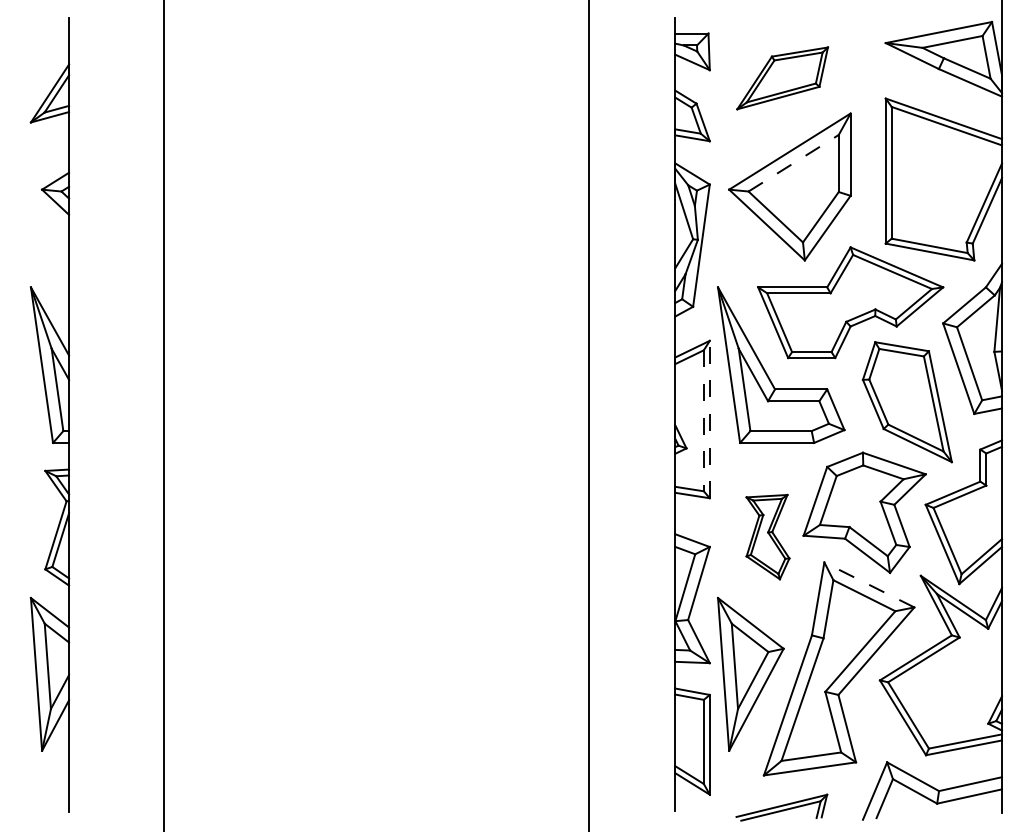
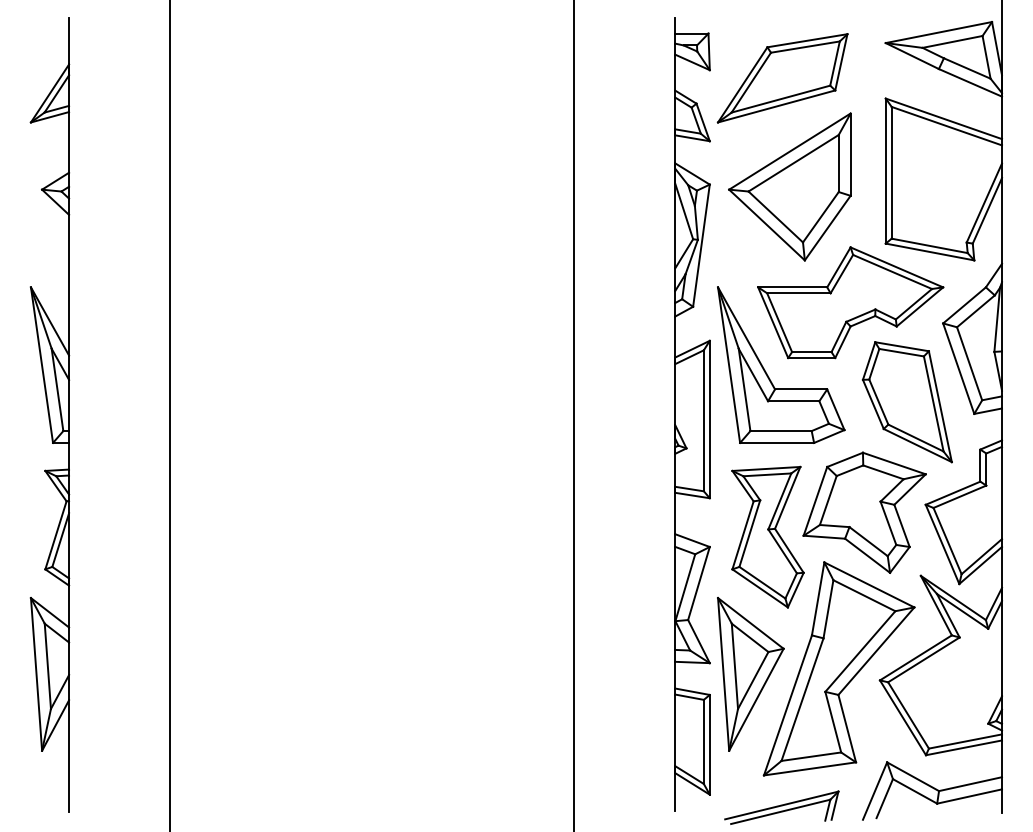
part size: 93x65 px -> 133x91 px (782, 78)
line: dashed -> solid (794, 162)
line position: (164, 415) -> (170, 415) (170, 415)
line position: (589, 415) -> (574, 415) (574, 415)
line: dashed -> solid (709, 419)
line: dashed -> solid (703, 420)
part size: 46x88 px -> 74x144 px (767, 536)
line: dashed -> solid (868, 584)
part size: 94x29 px -> 116x35 px (781, 807)
